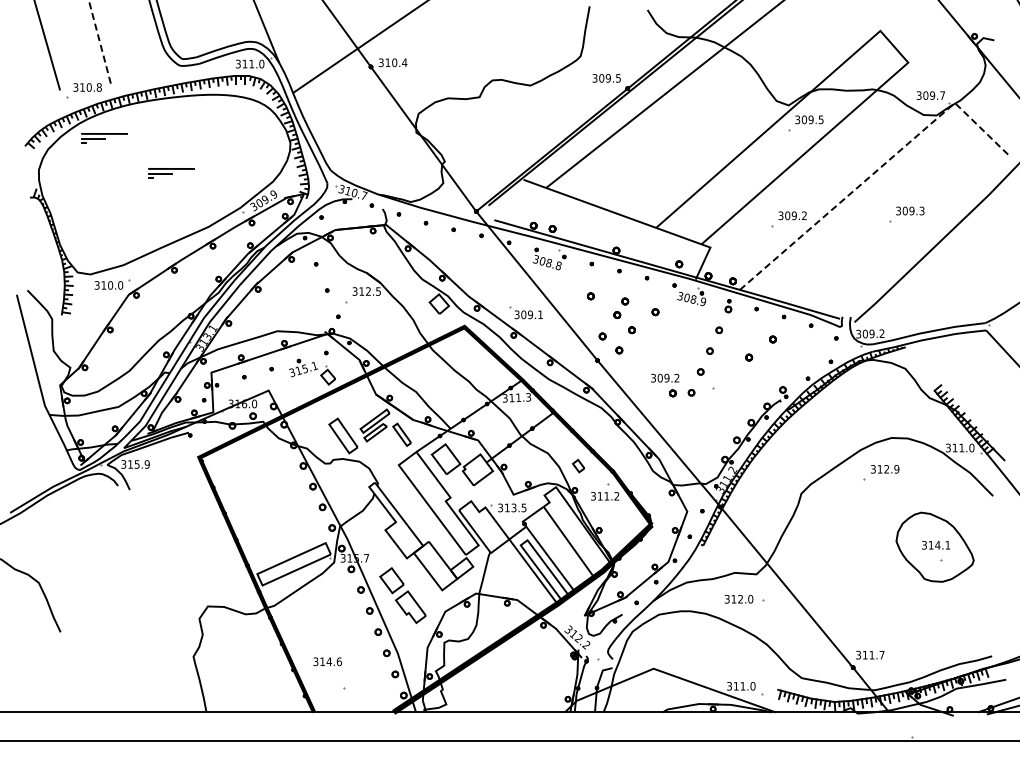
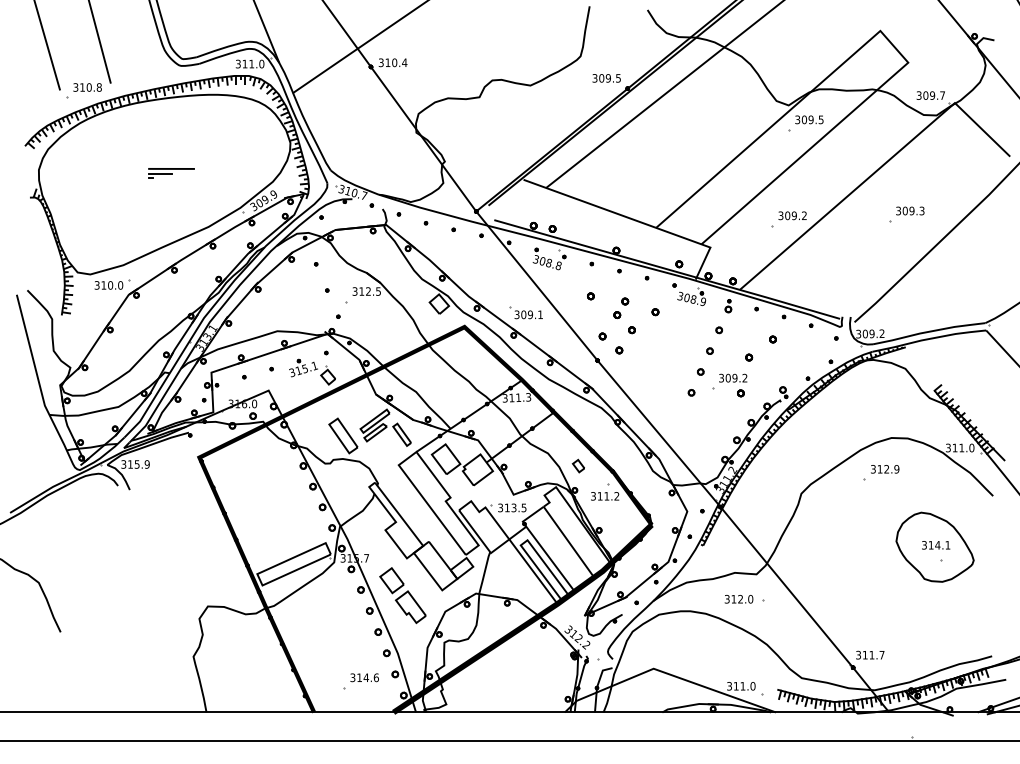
line: dashed -> solid (99, 42)
part: present -> none (104, 138)
line: dashed -> solid (877, 170)
part position: (665, 385) -> (733, 385) (733, 385)
text position: (327, 661) -> (364, 677) (364, 677)
